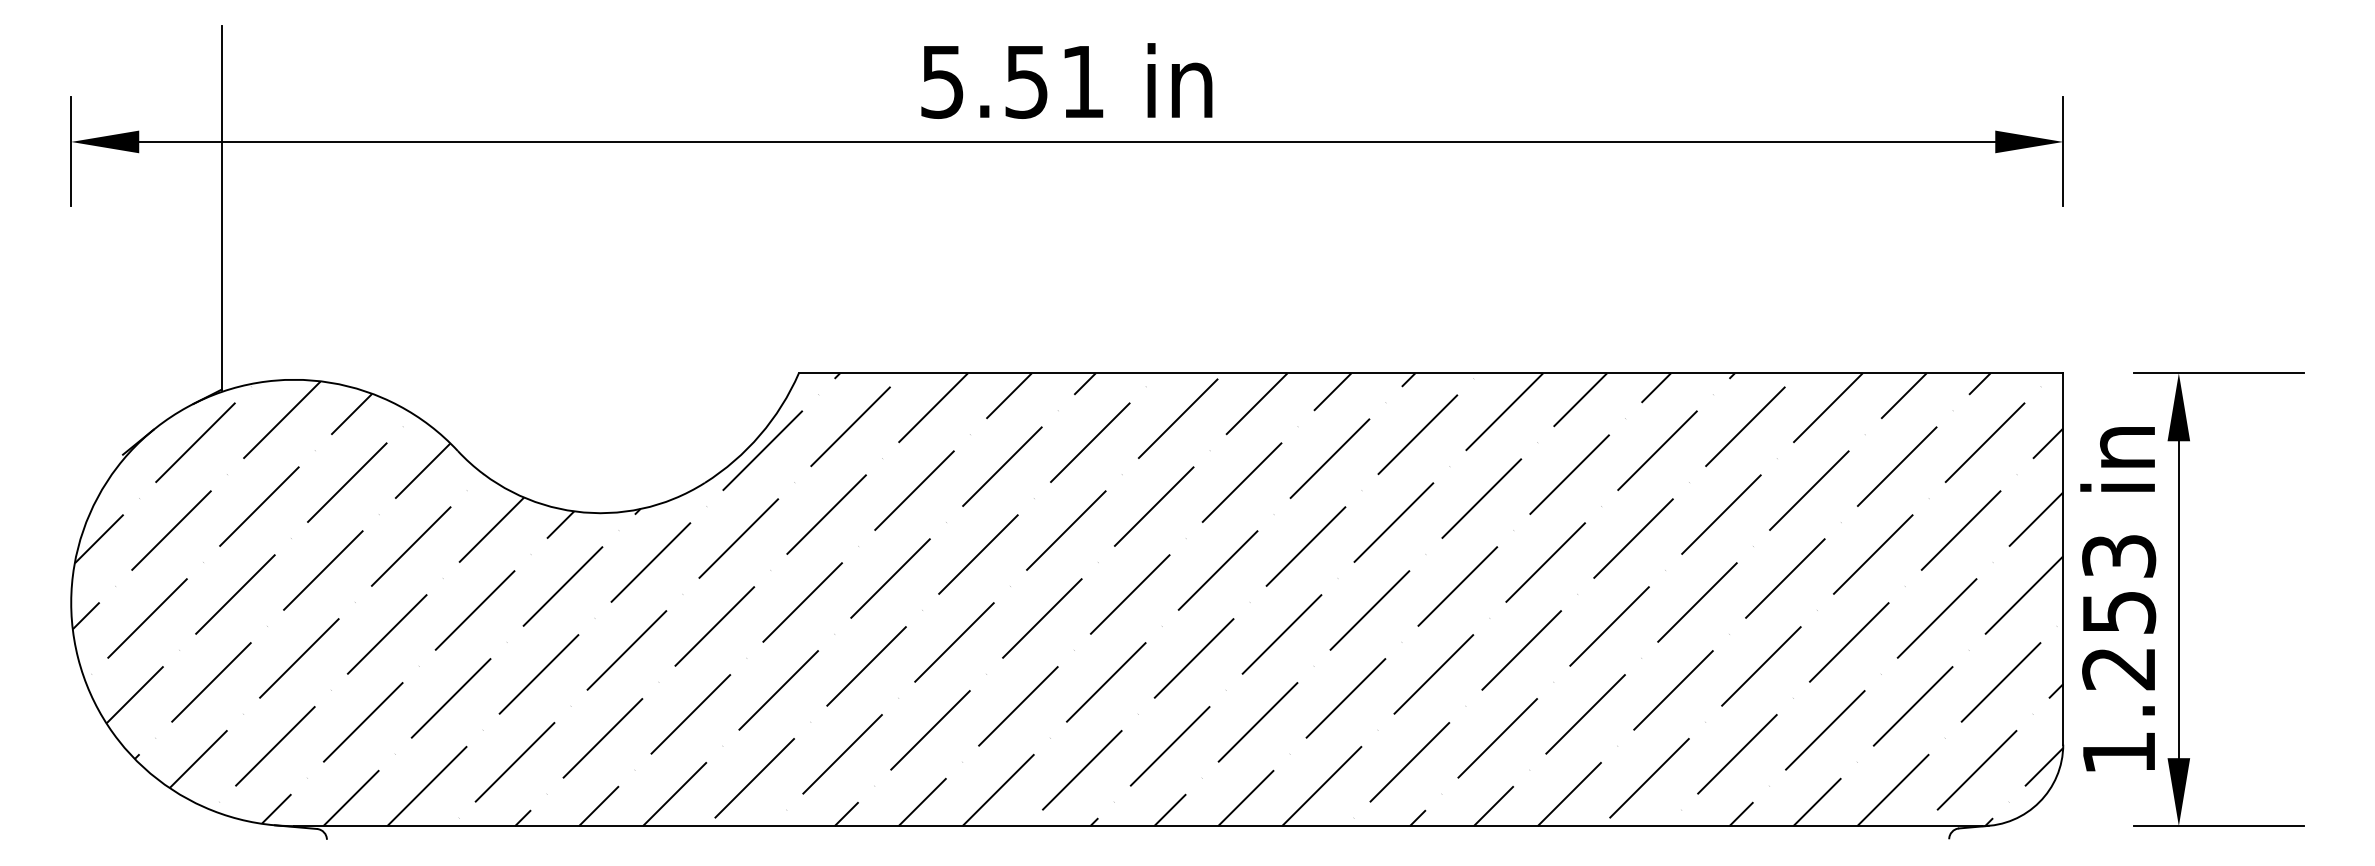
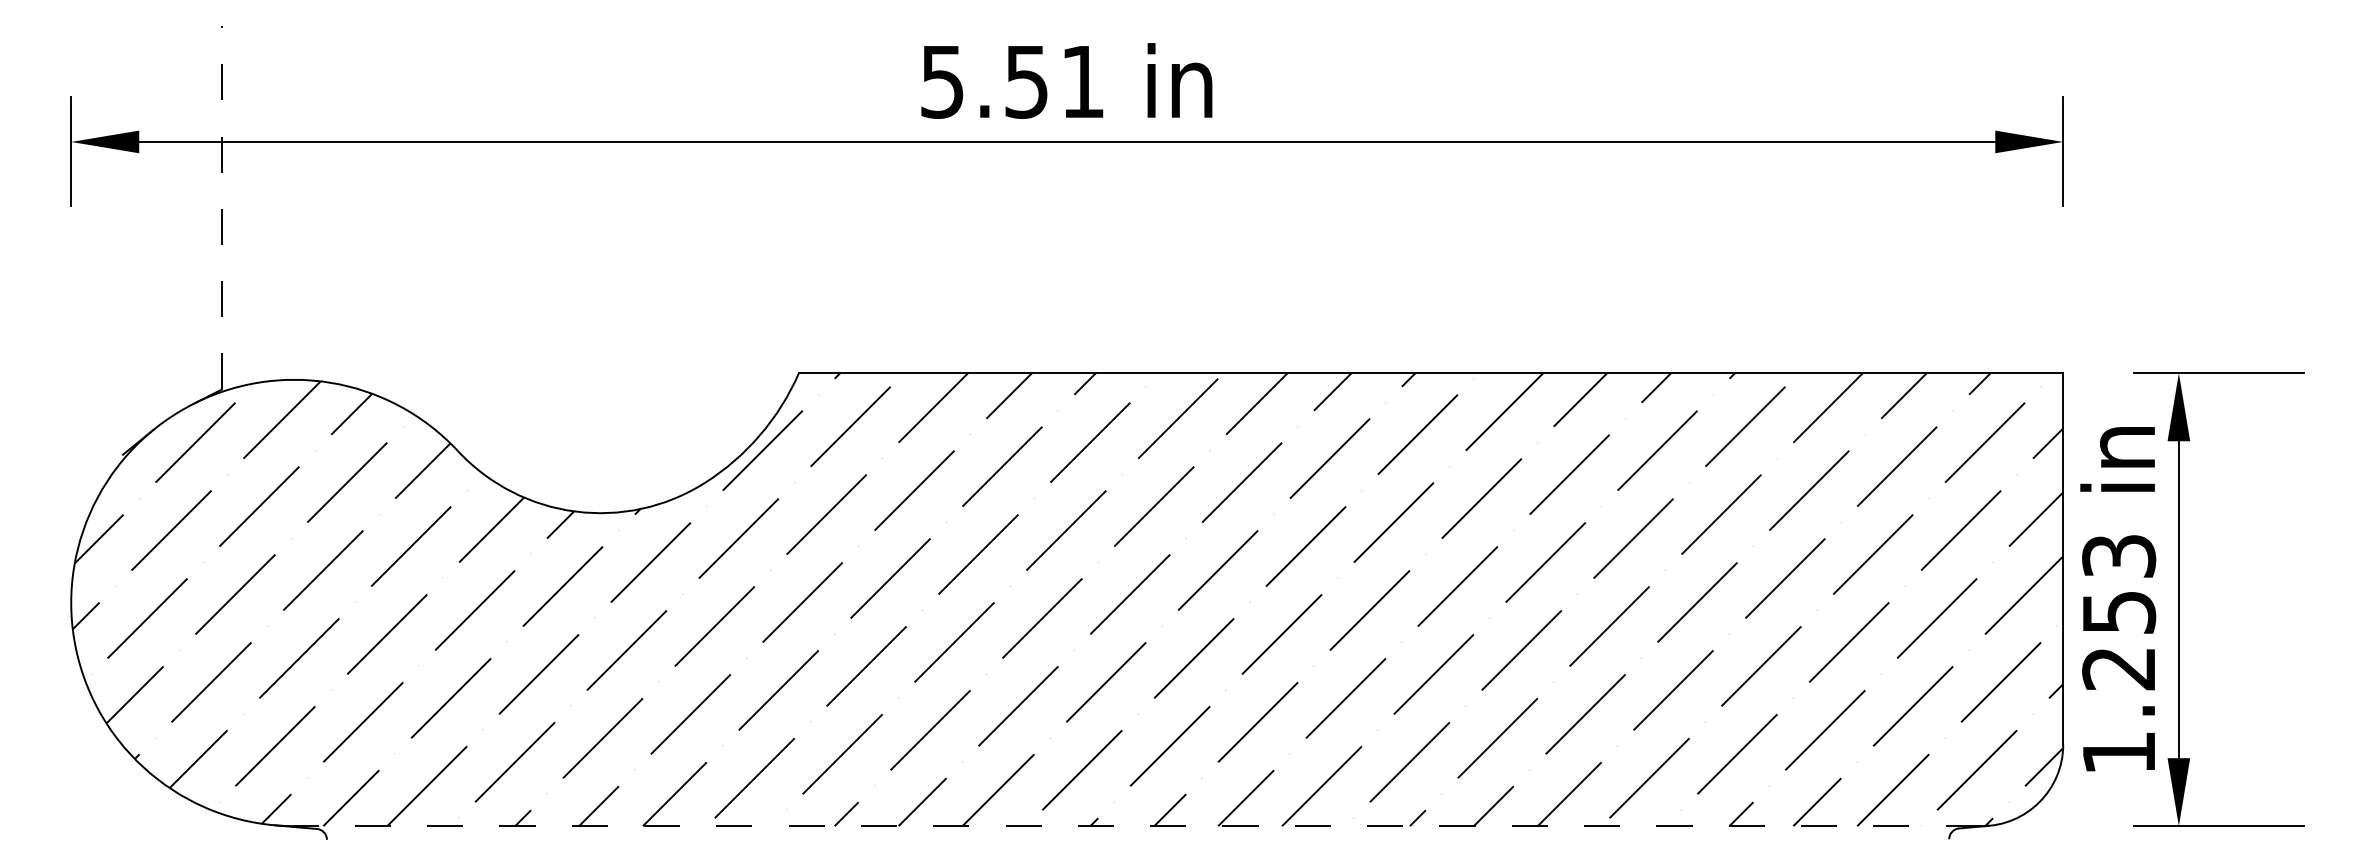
line: solid -> dashed (221, 207)
line: solid -> dashed (1138, 826)
